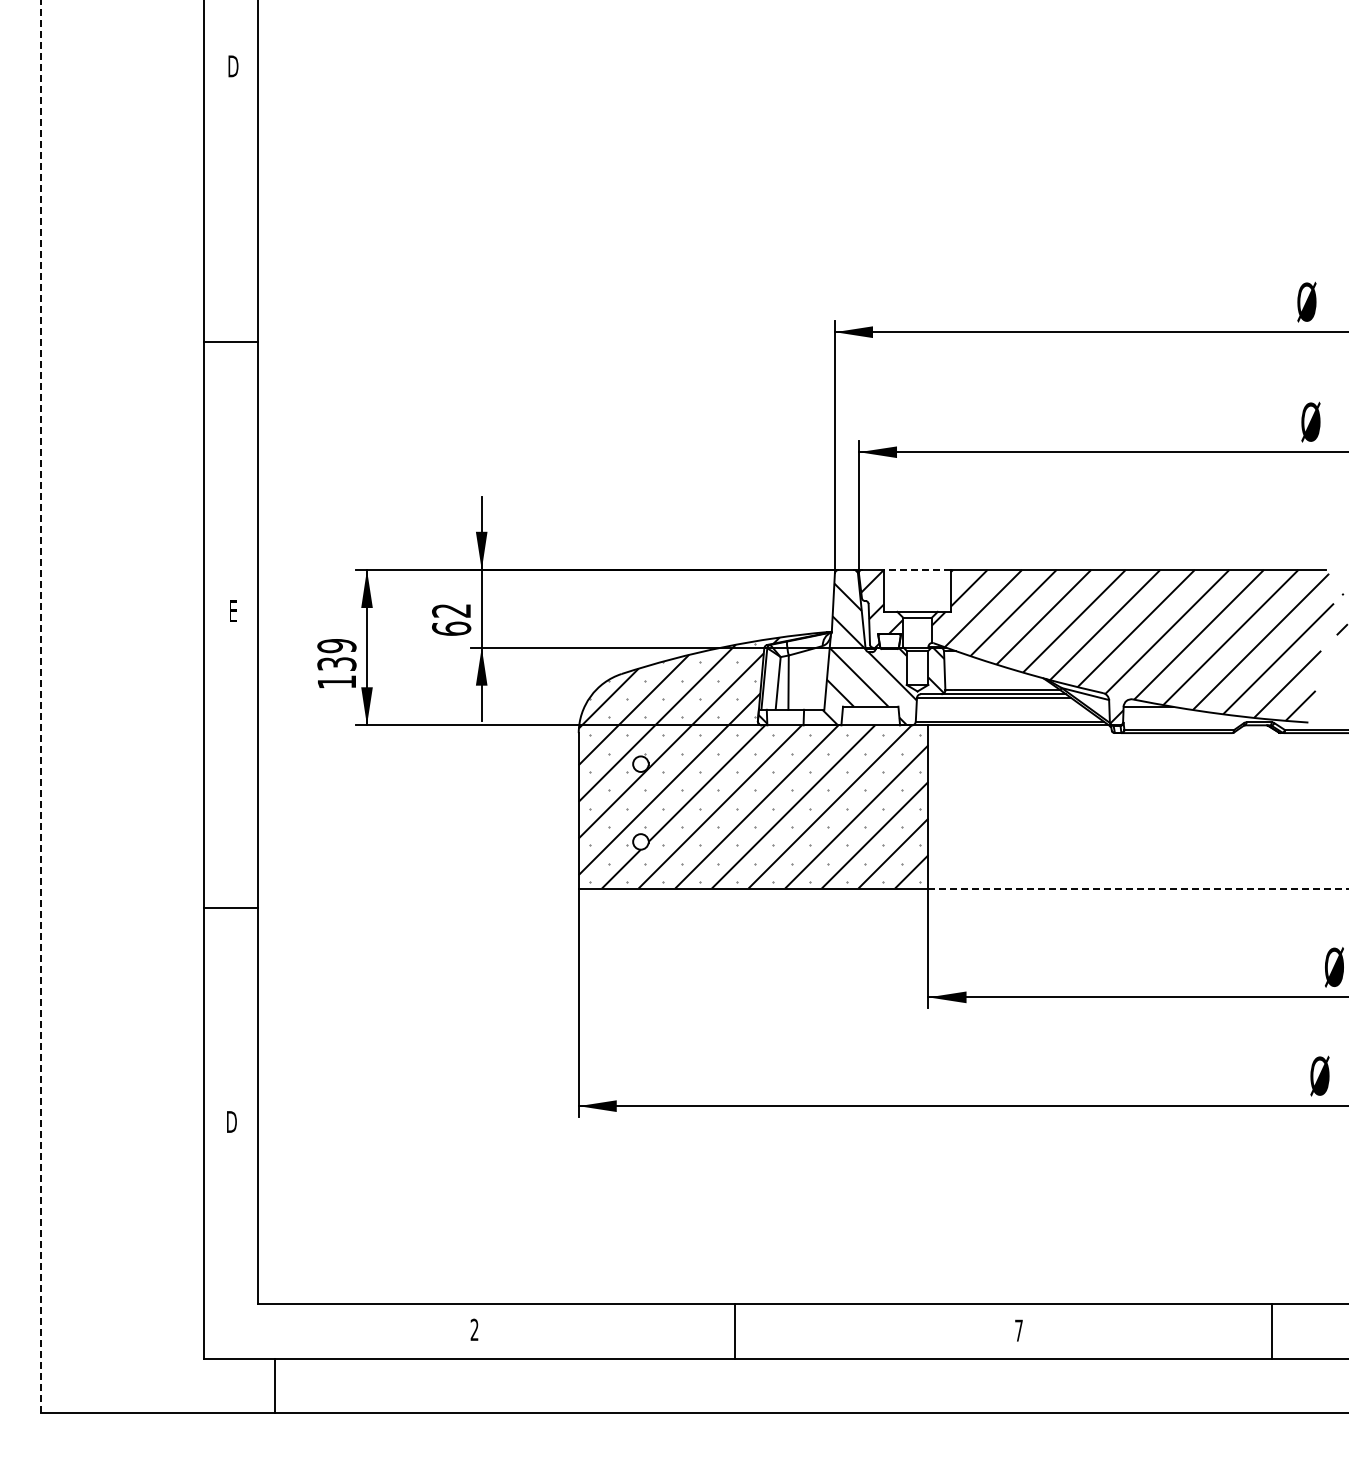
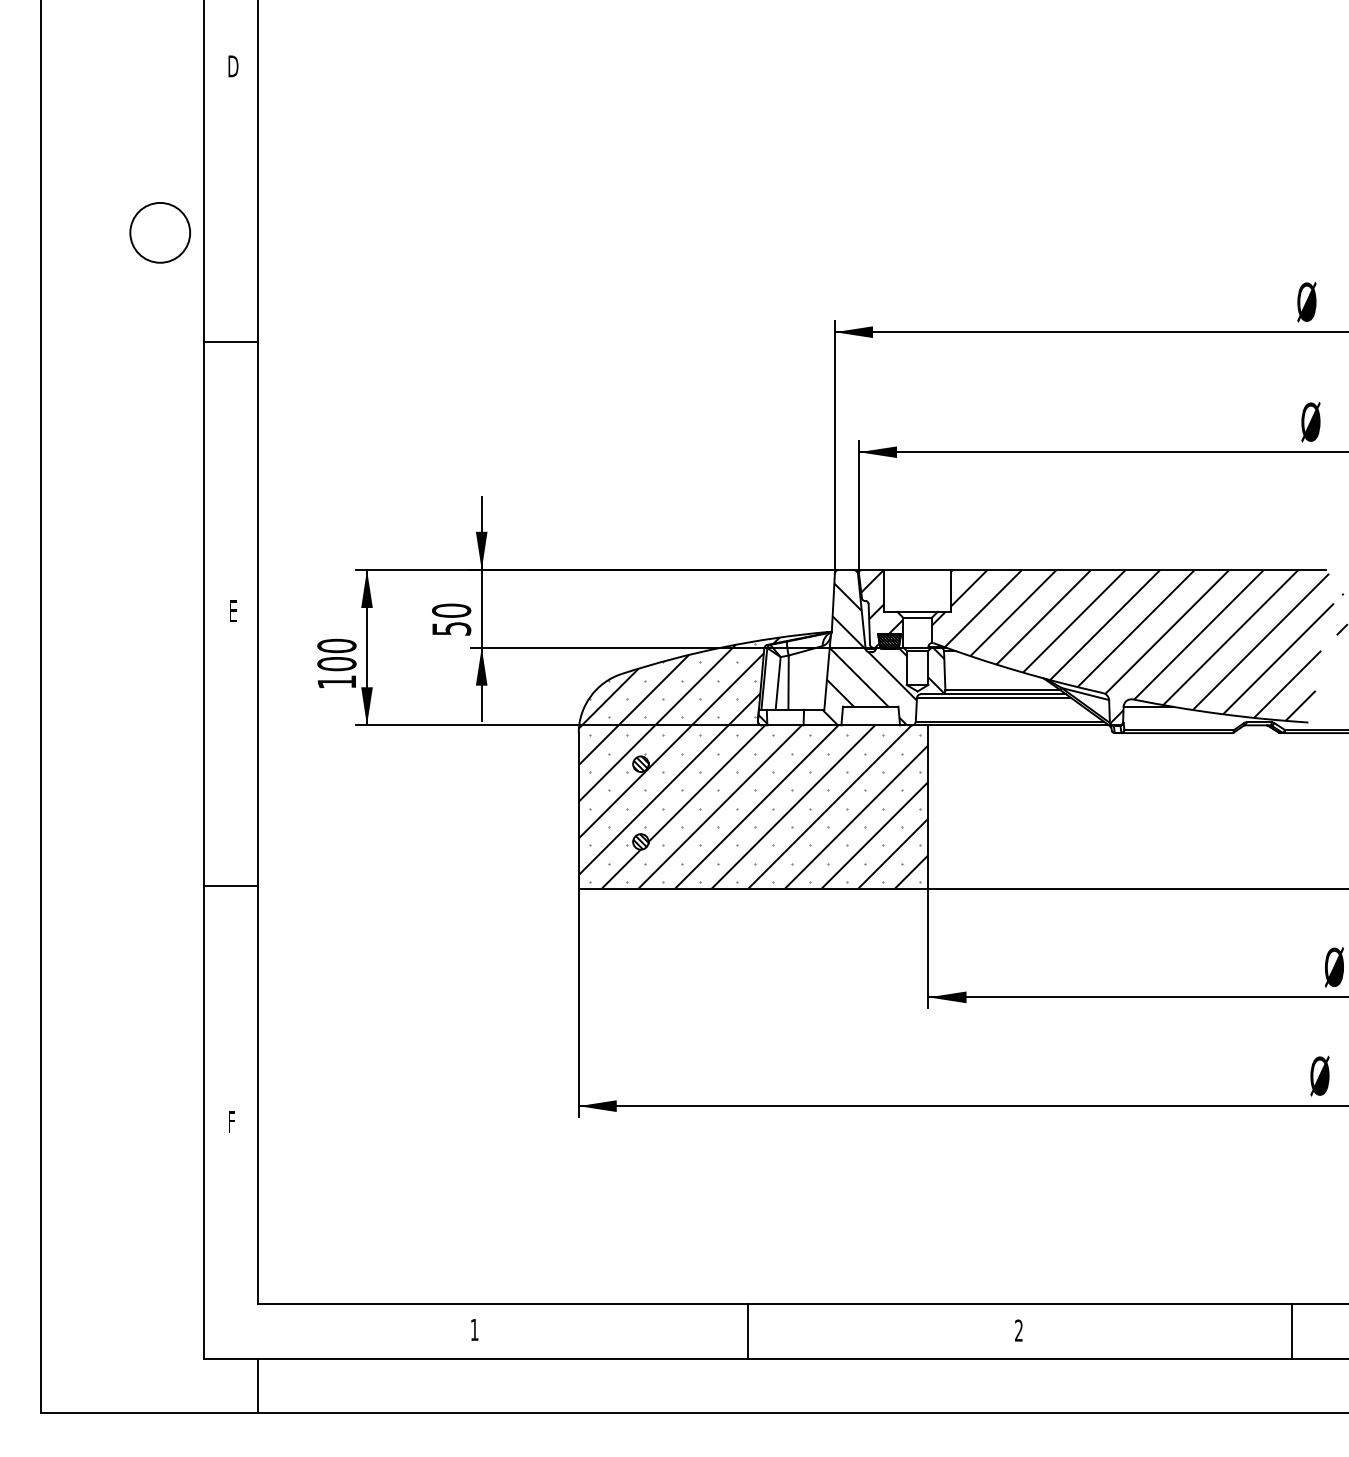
circle: none -> present (160, 232)
line: dashed -> solid (917, 569)
text: 62 -> 50 (451, 619)
hatch: none -> present (889, 641)
text: 139 -> 100 (336, 654)
line: dashed -> solid (40, 706)
hatch: none -> present (640, 763)
hatch: none -> present (640, 841)
line: dashed -> solid (1138, 888)
line position: (230, 907) -> (230, 885) (230, 885)
text: D -> F (231, 1121)
text: 2 -> 1 (474, 1329)
text: 7 -> 2 (1018, 1330)
line position: (734, 1331) -> (747, 1331) (747, 1331)
line position: (1271, 1331) -> (1291, 1331) (1291, 1331)
line position: (275, 1385) -> (258, 1385) (258, 1385)
